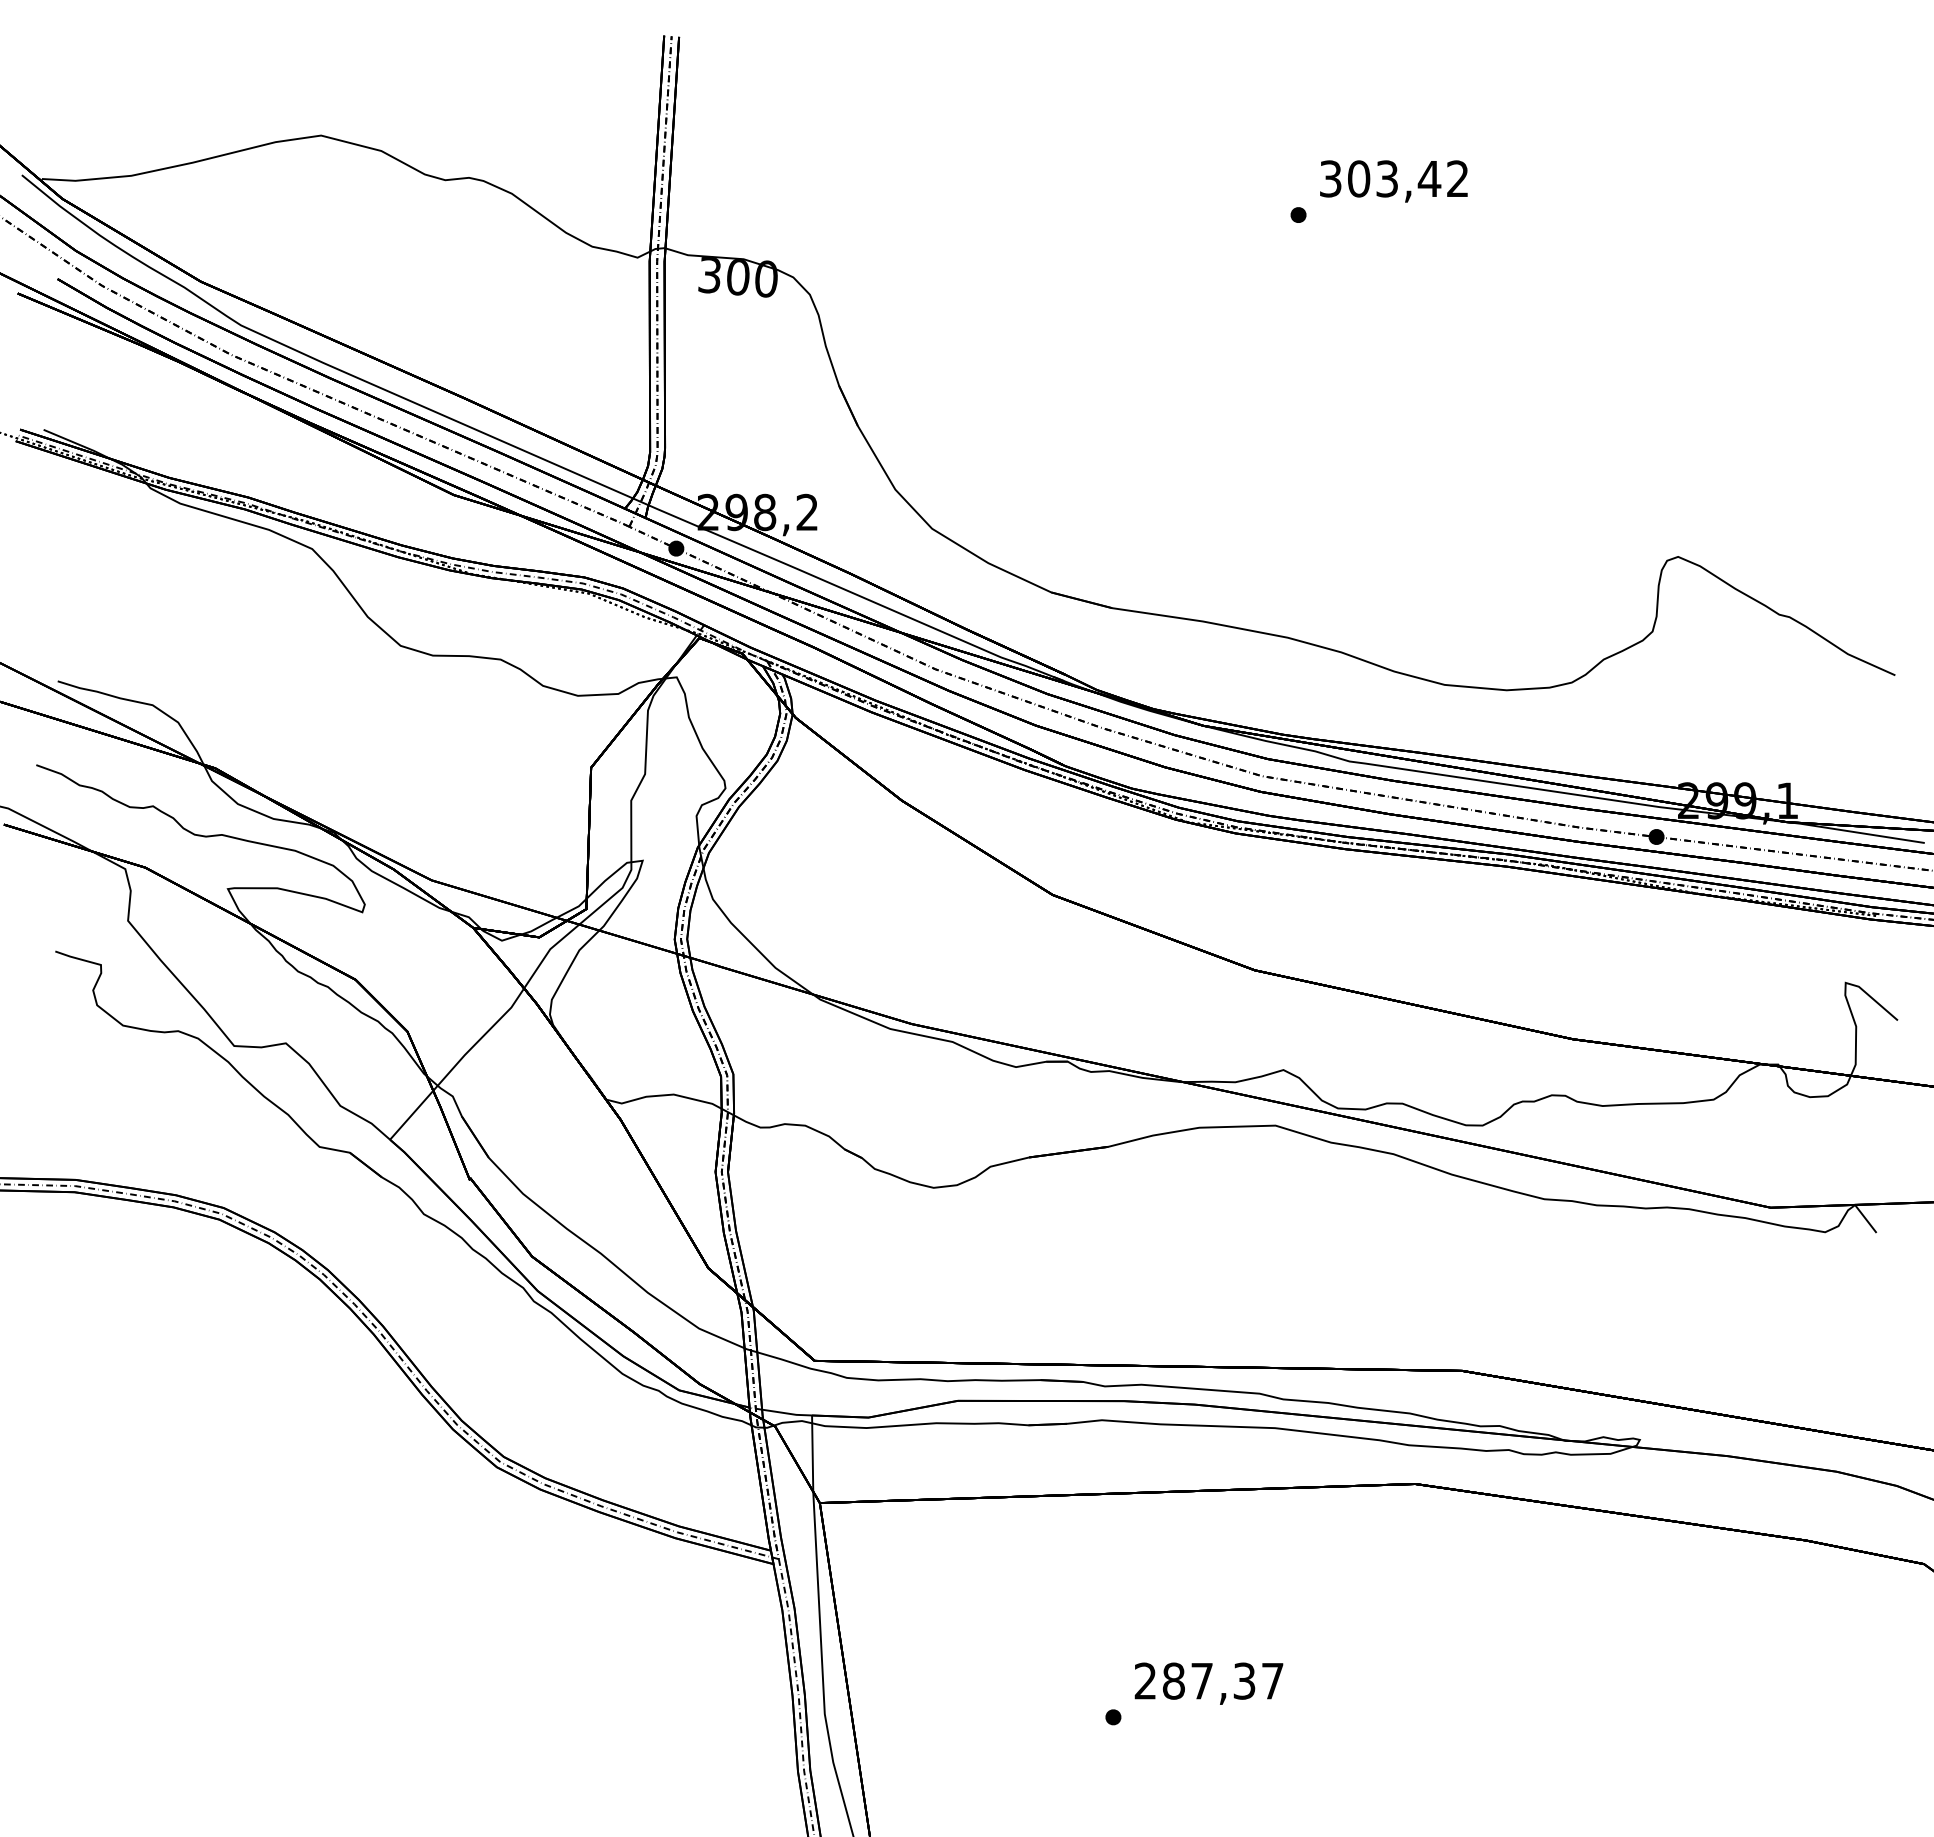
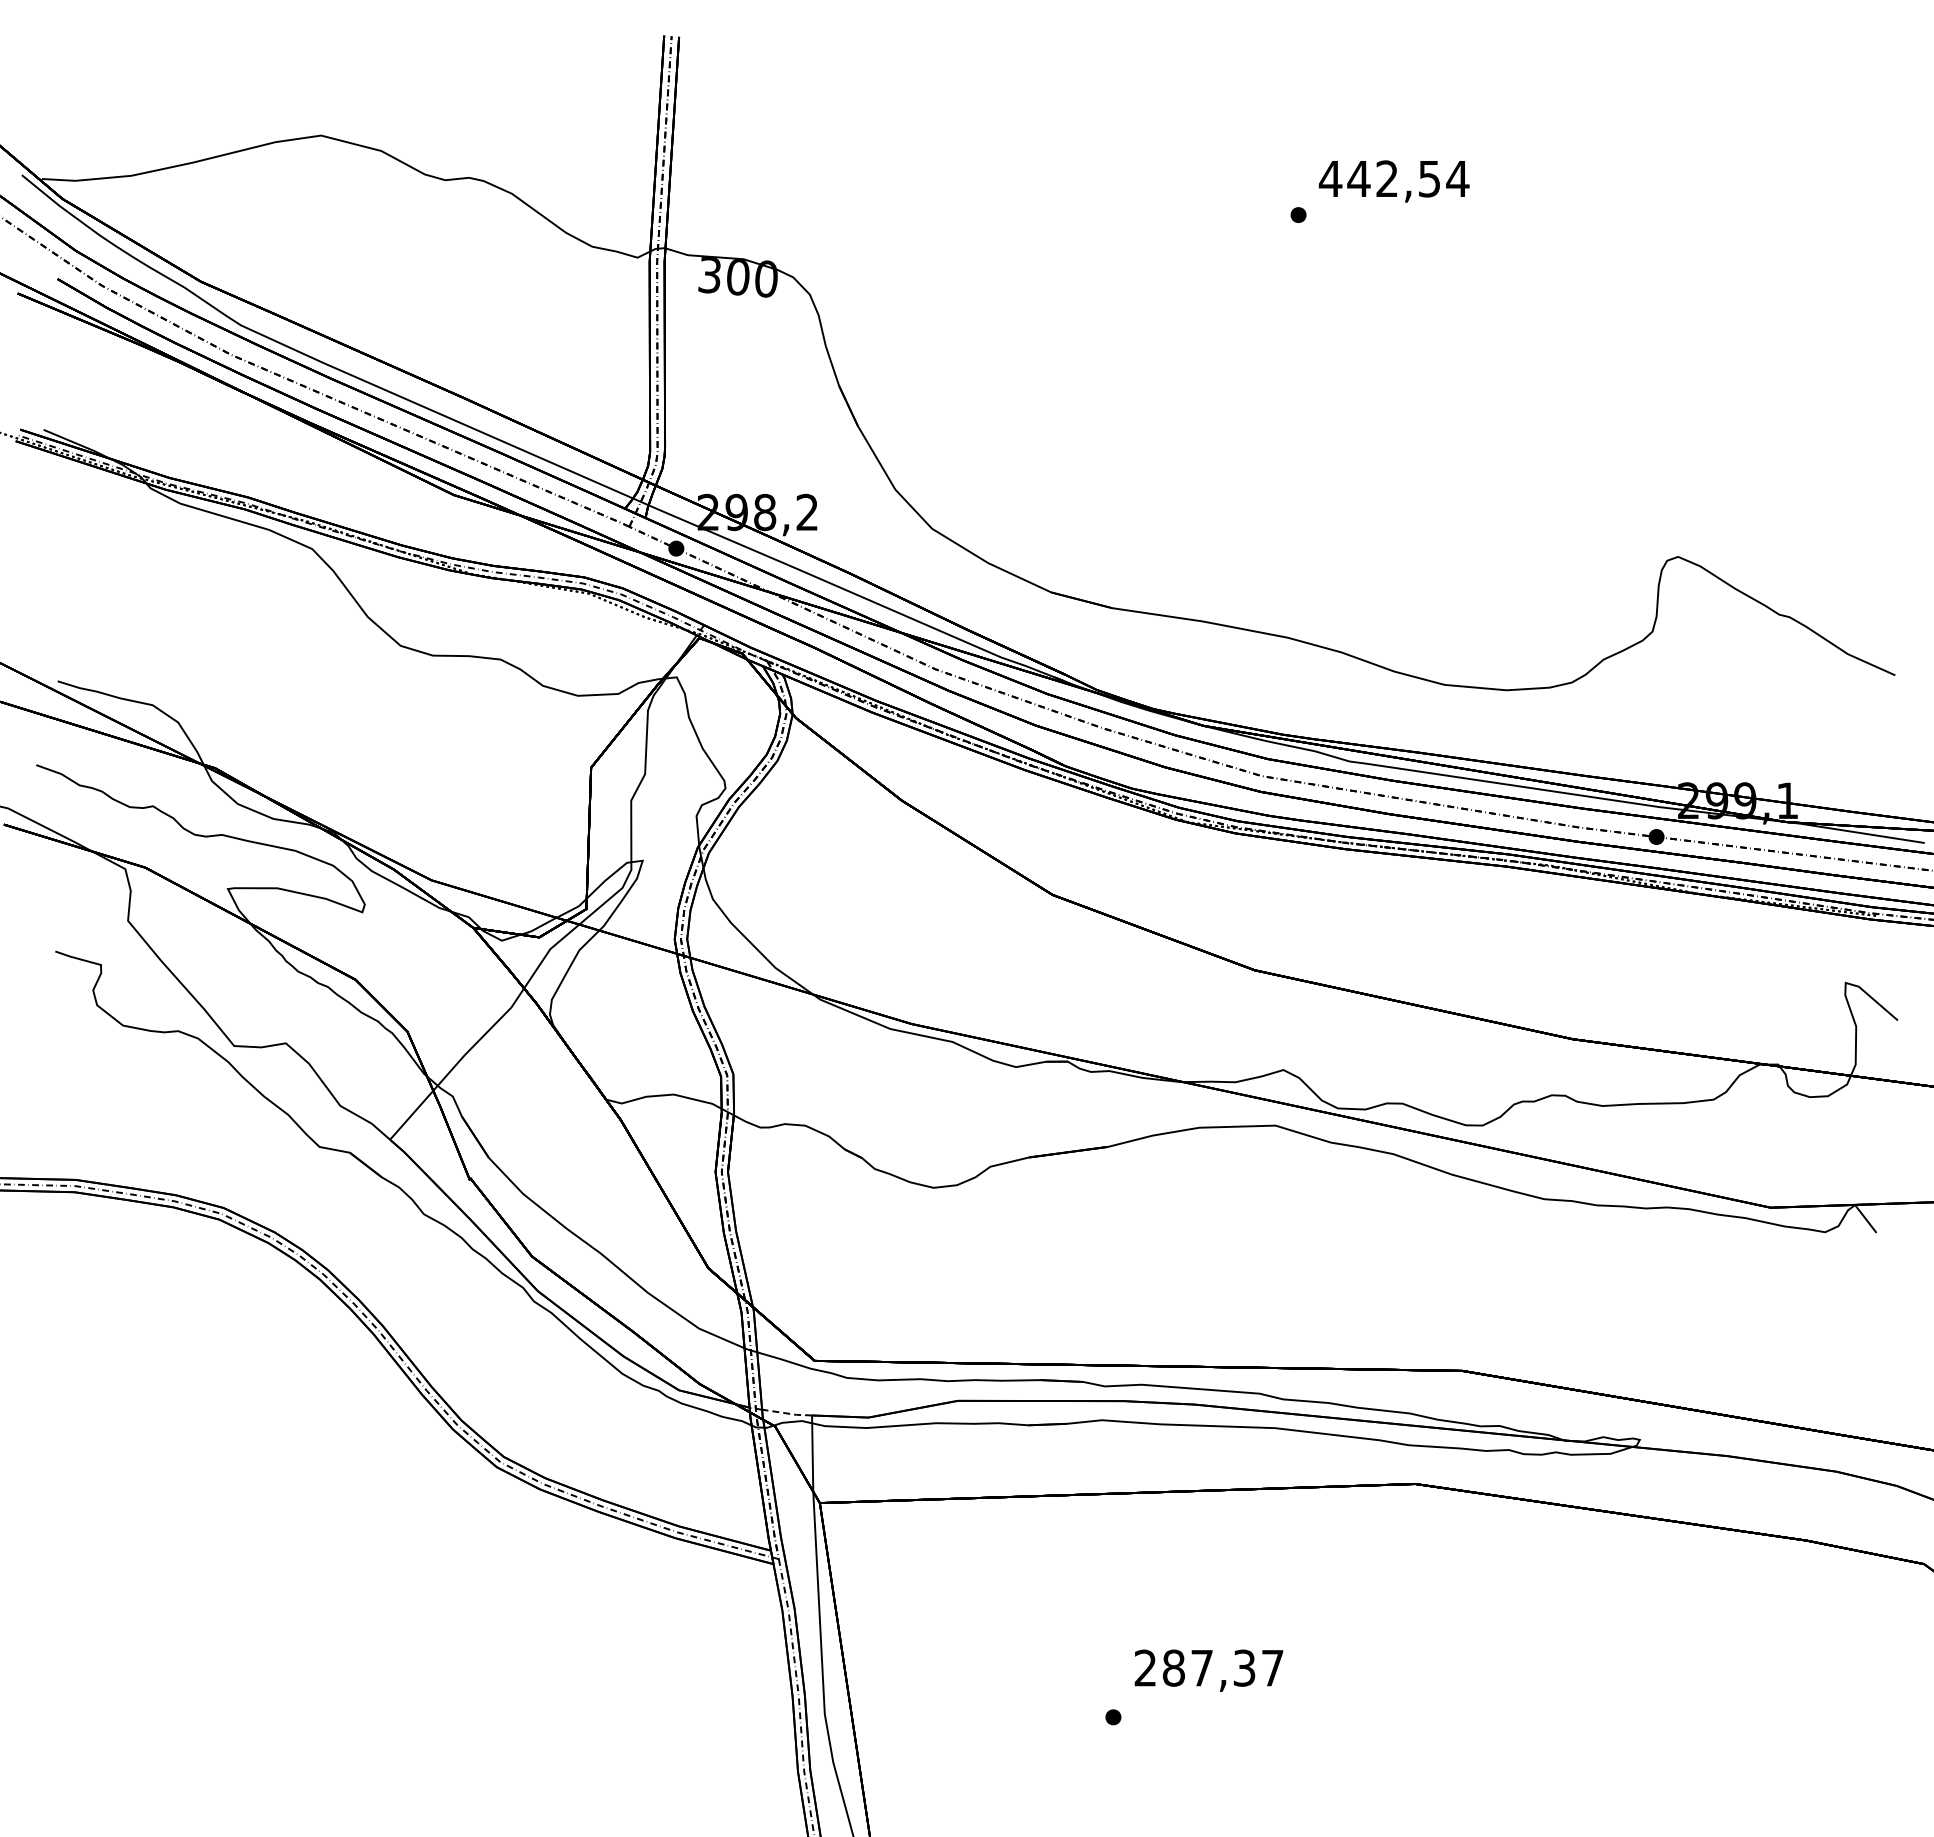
text: 303,42 -> 442,54 (1393, 178)
line: solid -> dashed (787, 1413)
text position: (1208, 1683) -> (1208, 1670) (1208, 1670)
